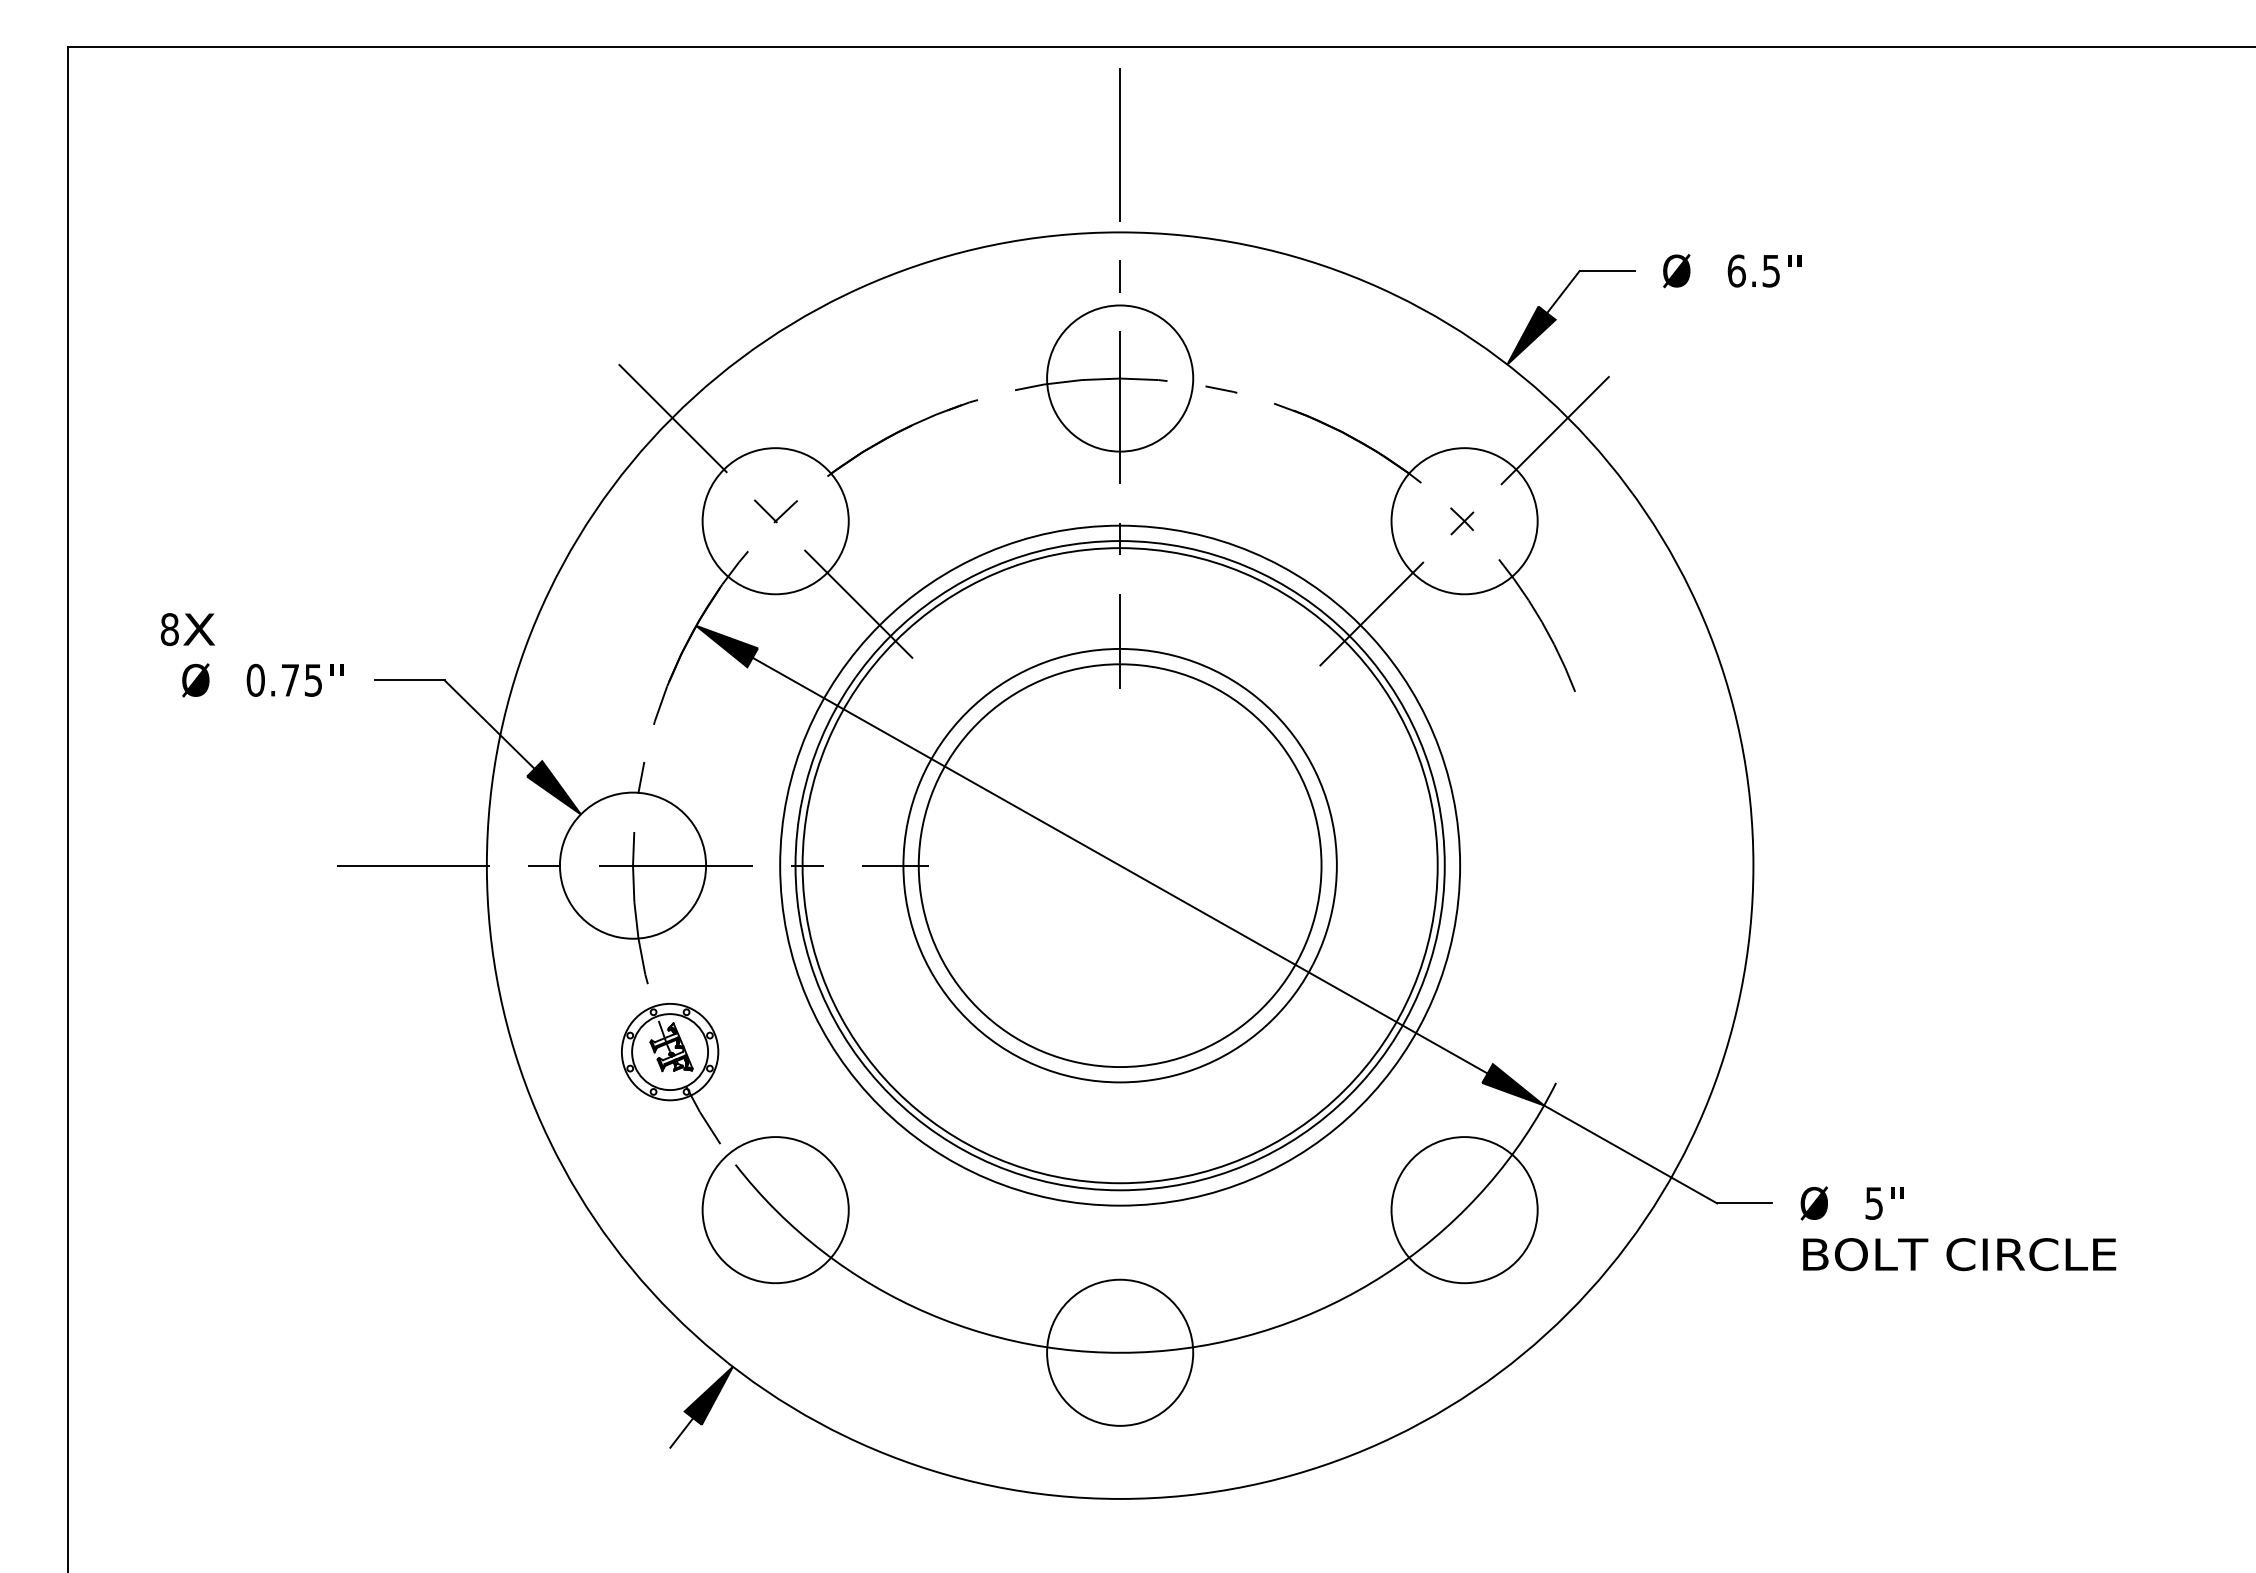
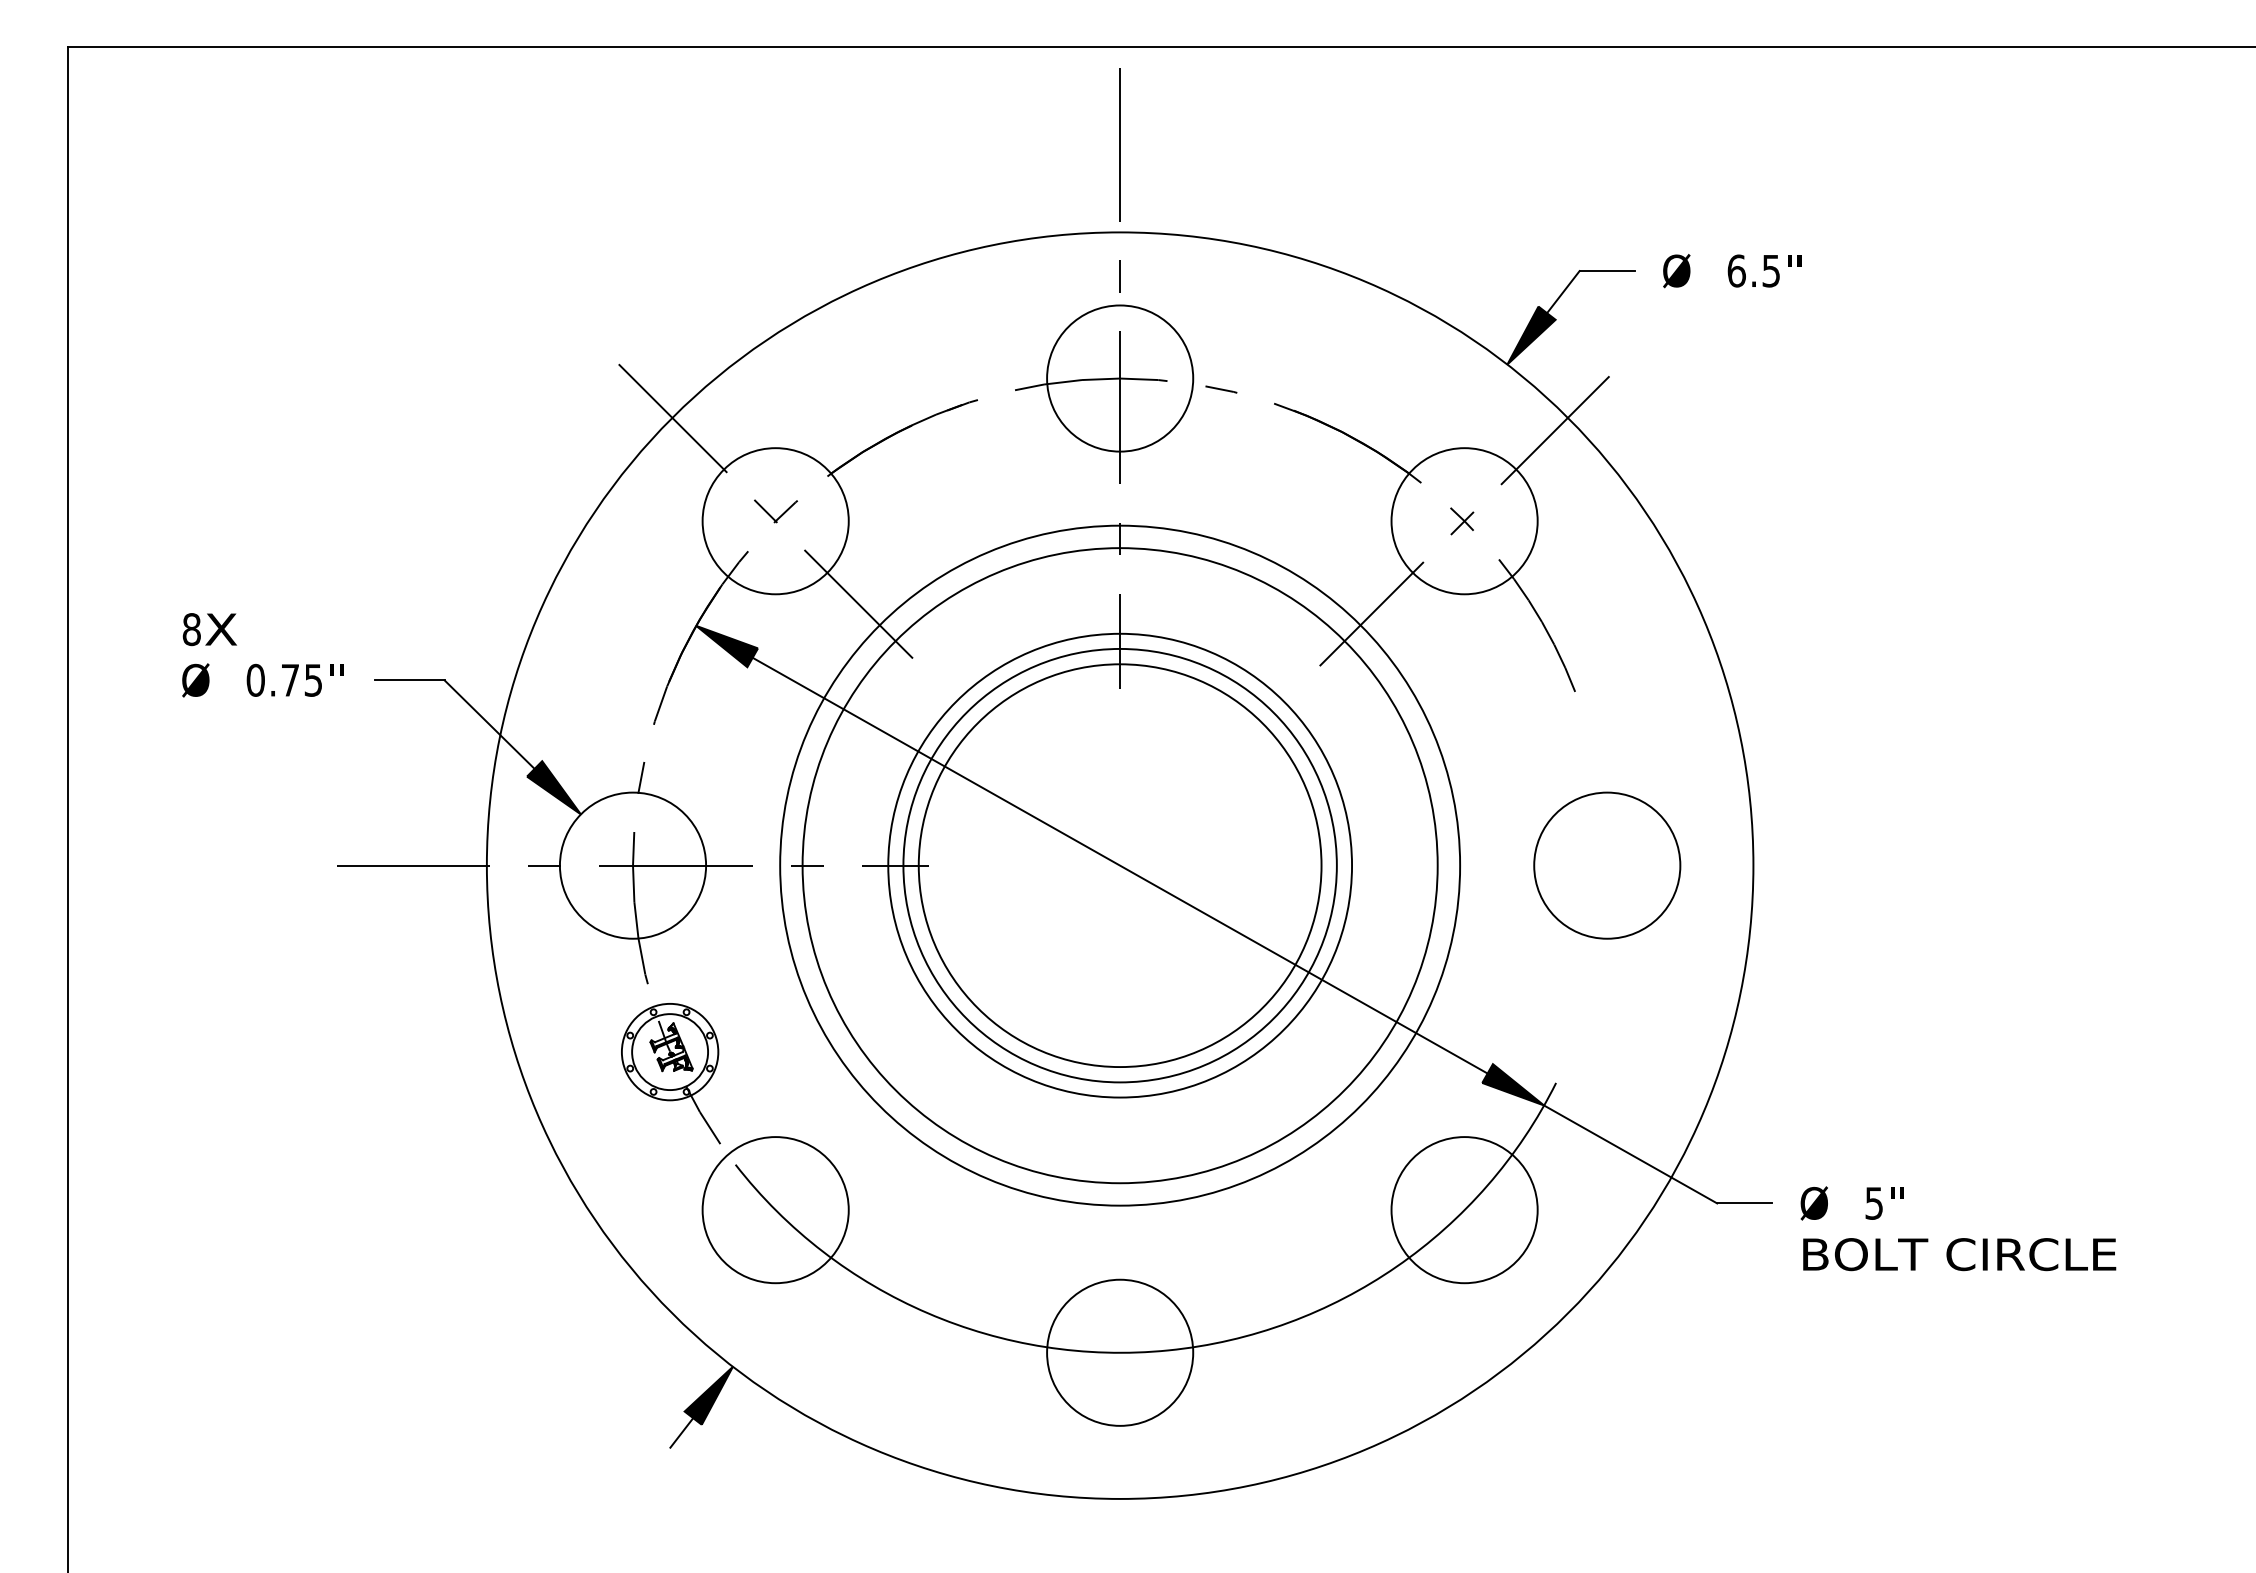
text position: (187, 629) -> (209, 629) (209, 629)
circle diameter: 649 px -> 464 px (1120, 865)
circle: none -> present (1607, 865)
